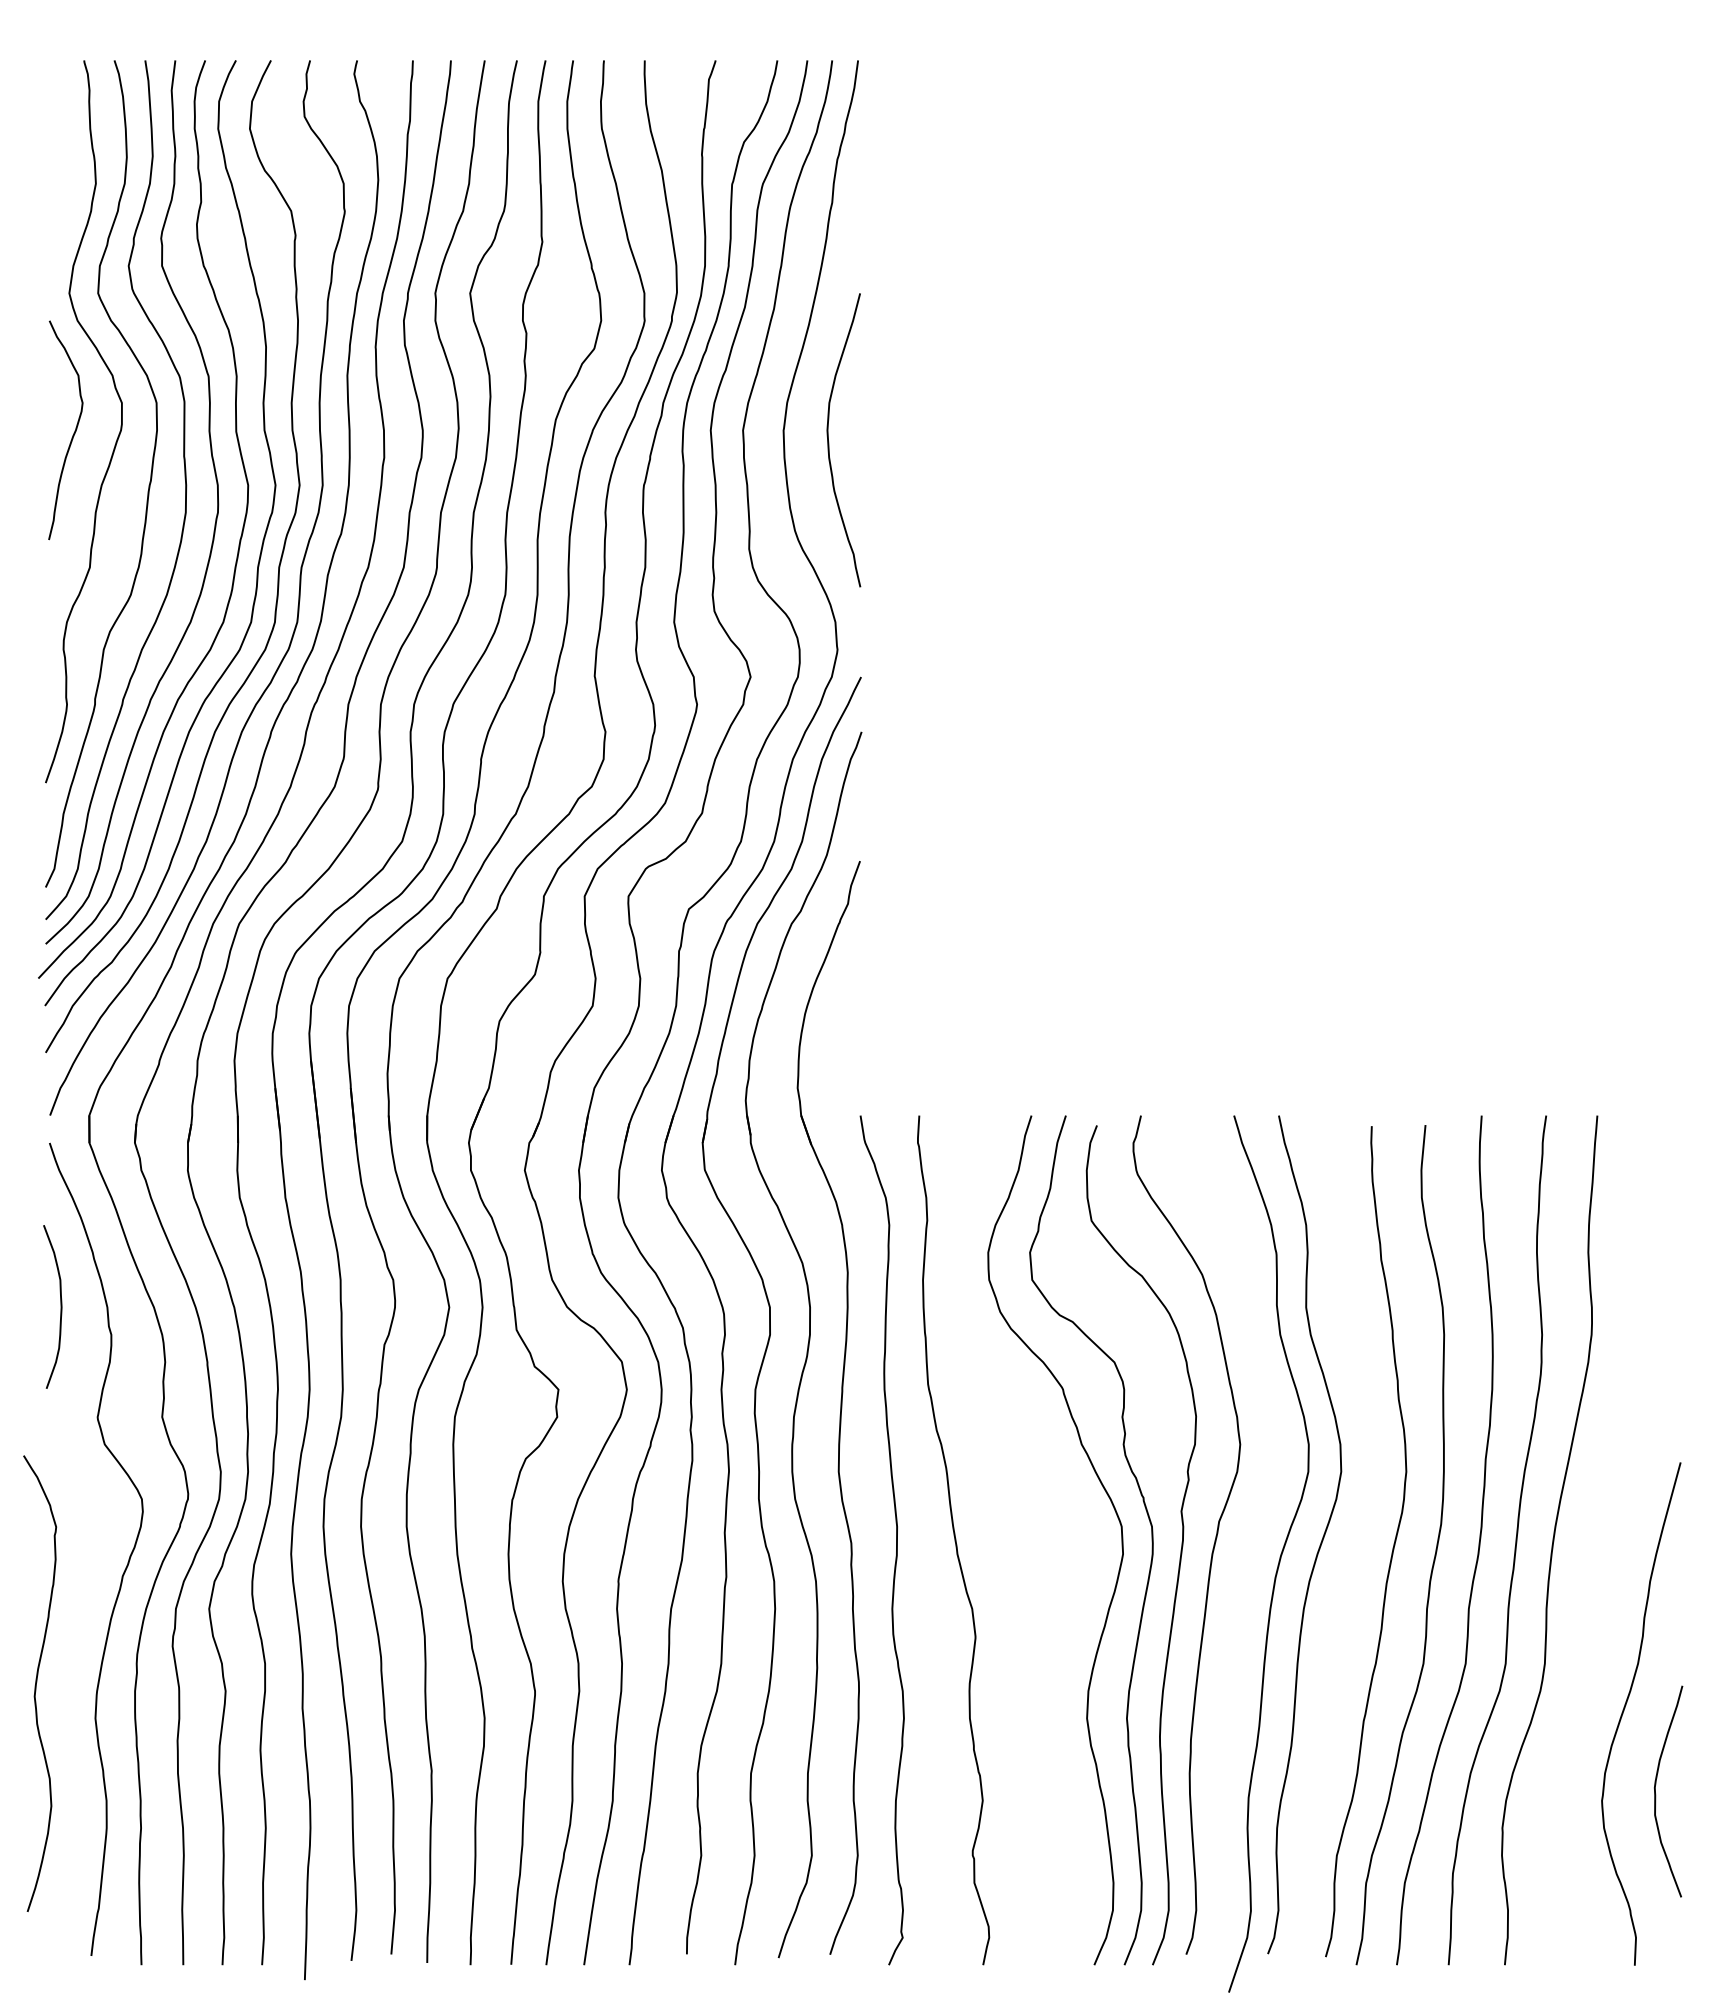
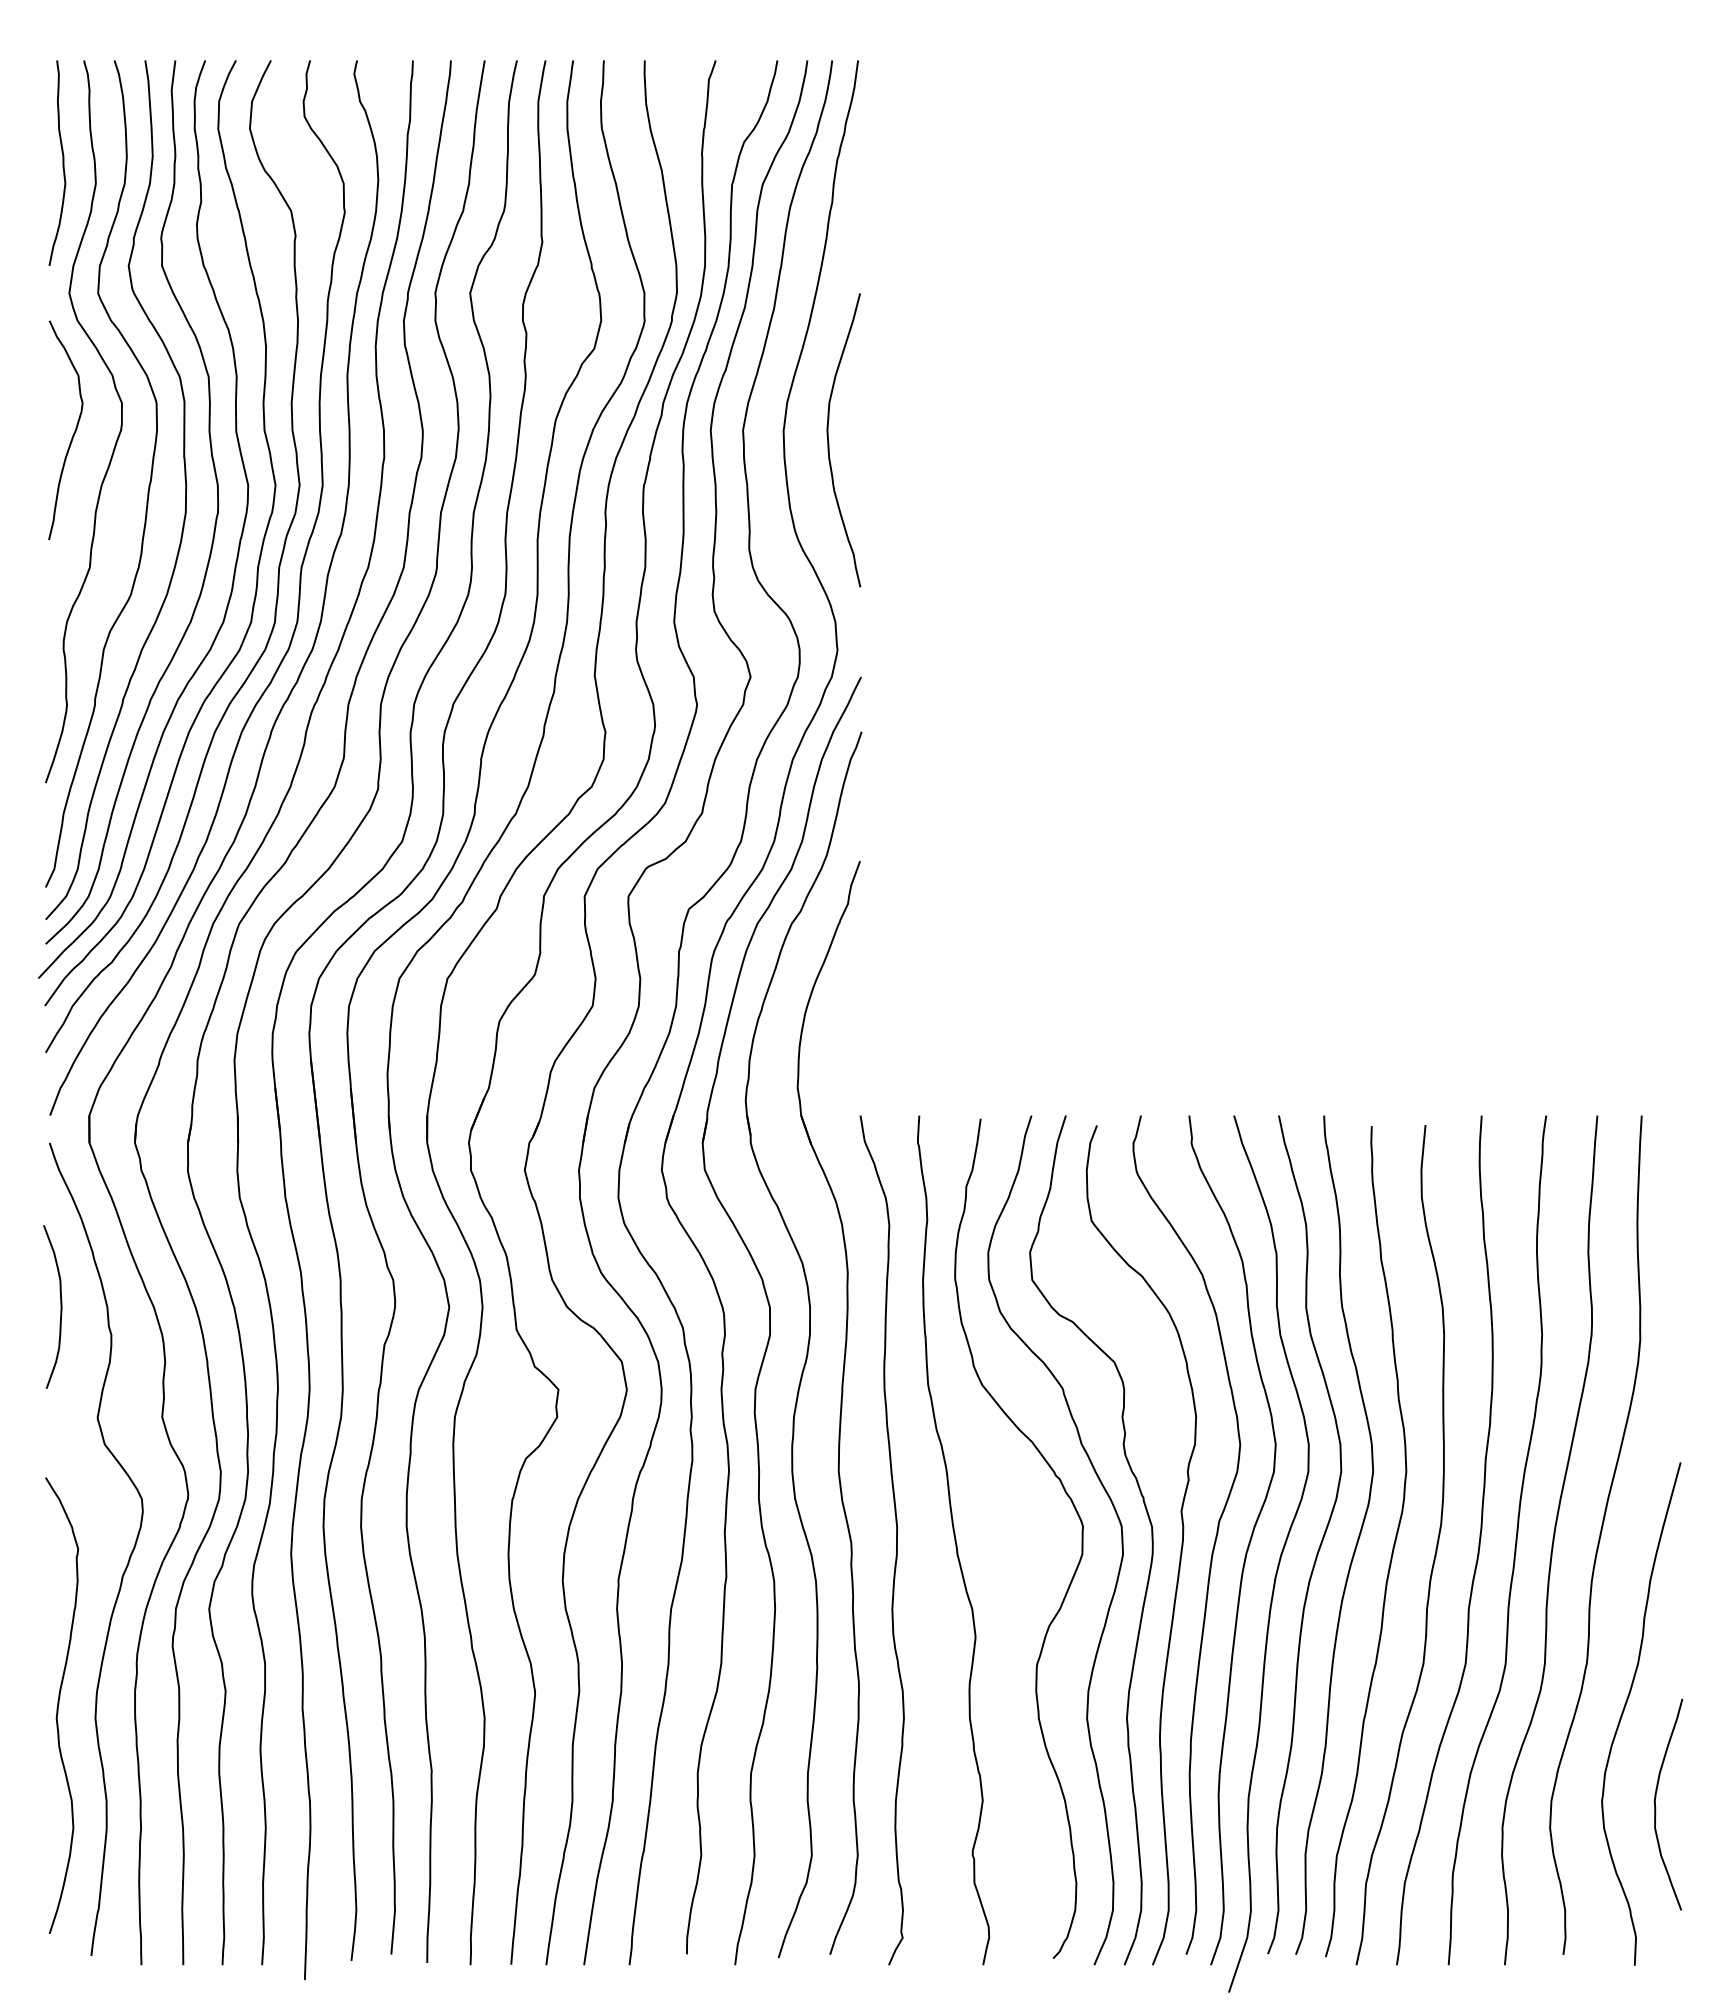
curve: none -> present (62, 162)
curve: none -> present (1599, 1534)
curve: none -> present (1081, 1538)
curve: none -> present (1356, 1541)
curve: none -> present (1248, 1542)
curve position: (37, 1682) -> (59, 1704) (59, 1704)
curve position: (1656, 1794) -> (1656, 1807) (1656, 1807)
